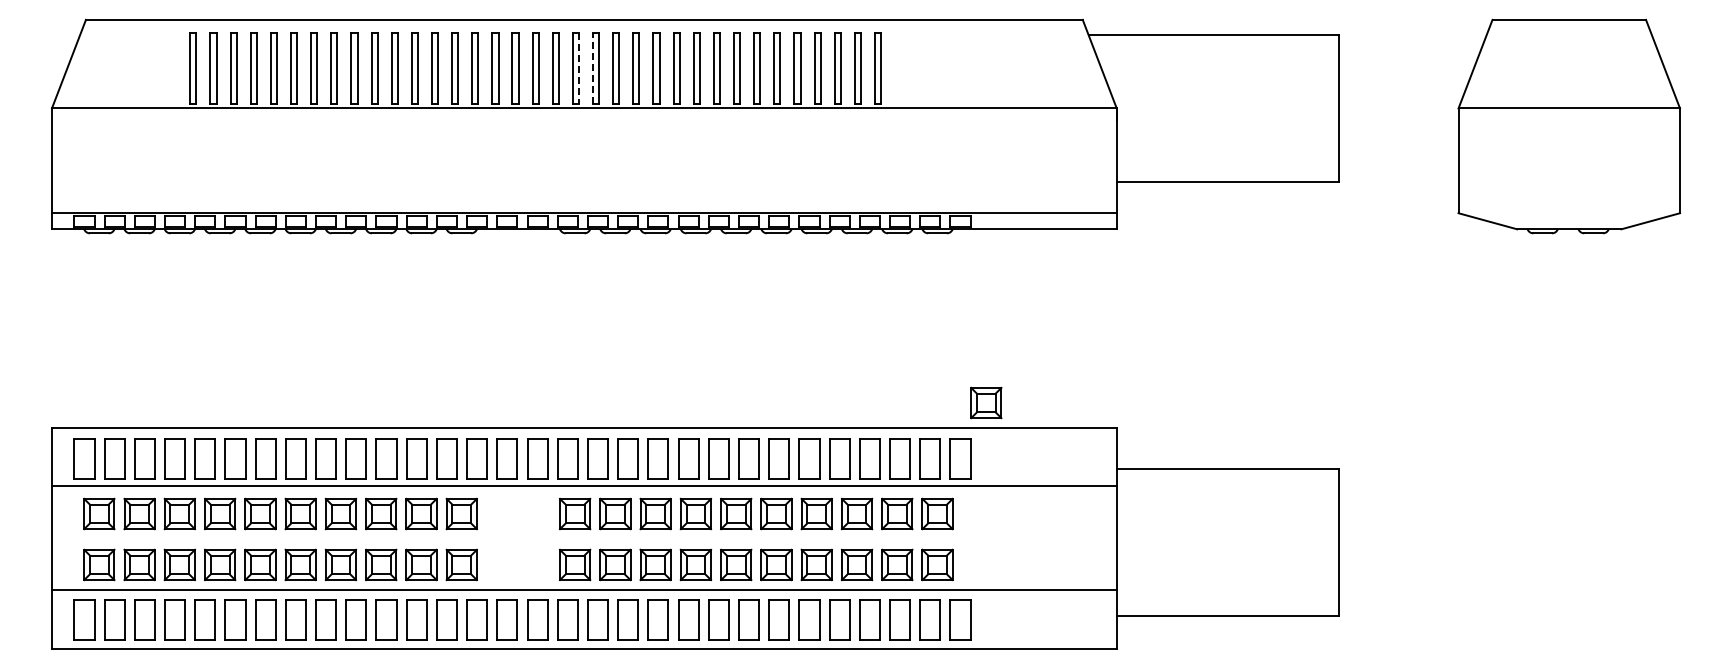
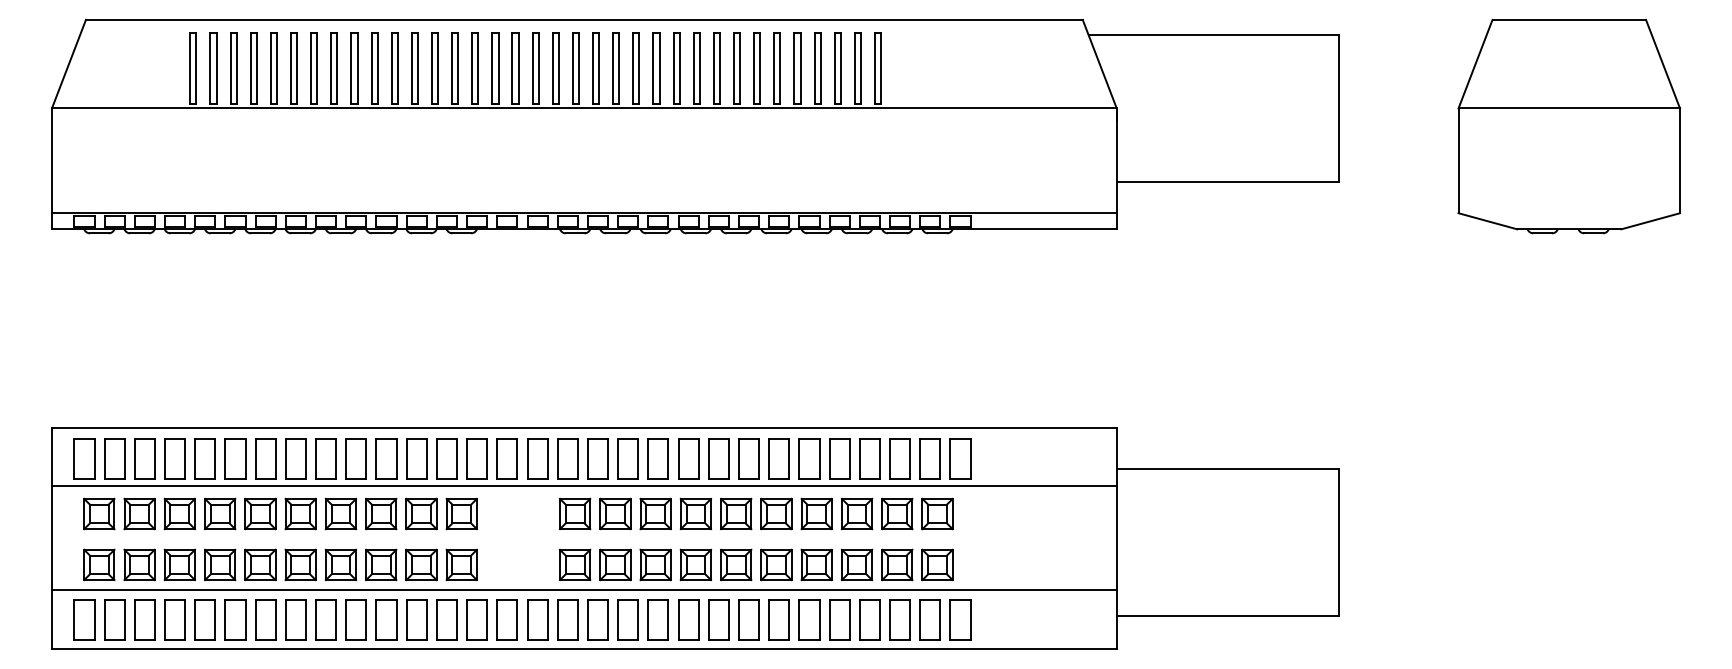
line: dashed -> solid (579, 68)
line: dashed -> solid (593, 68)
part: present -> none (986, 402)
